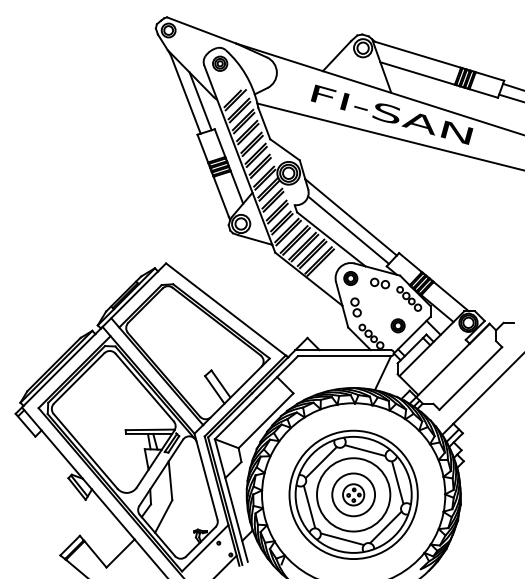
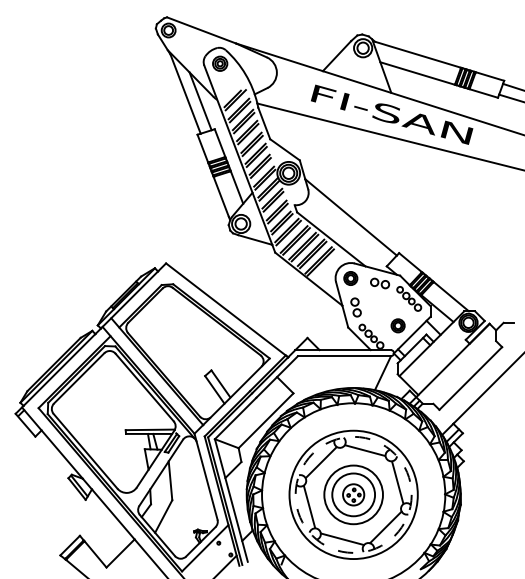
line: present -> none (348, 229)
circle diameter: 73 px -> 59 px (353, 494)
circle: solid -> dashed (353, 494)
